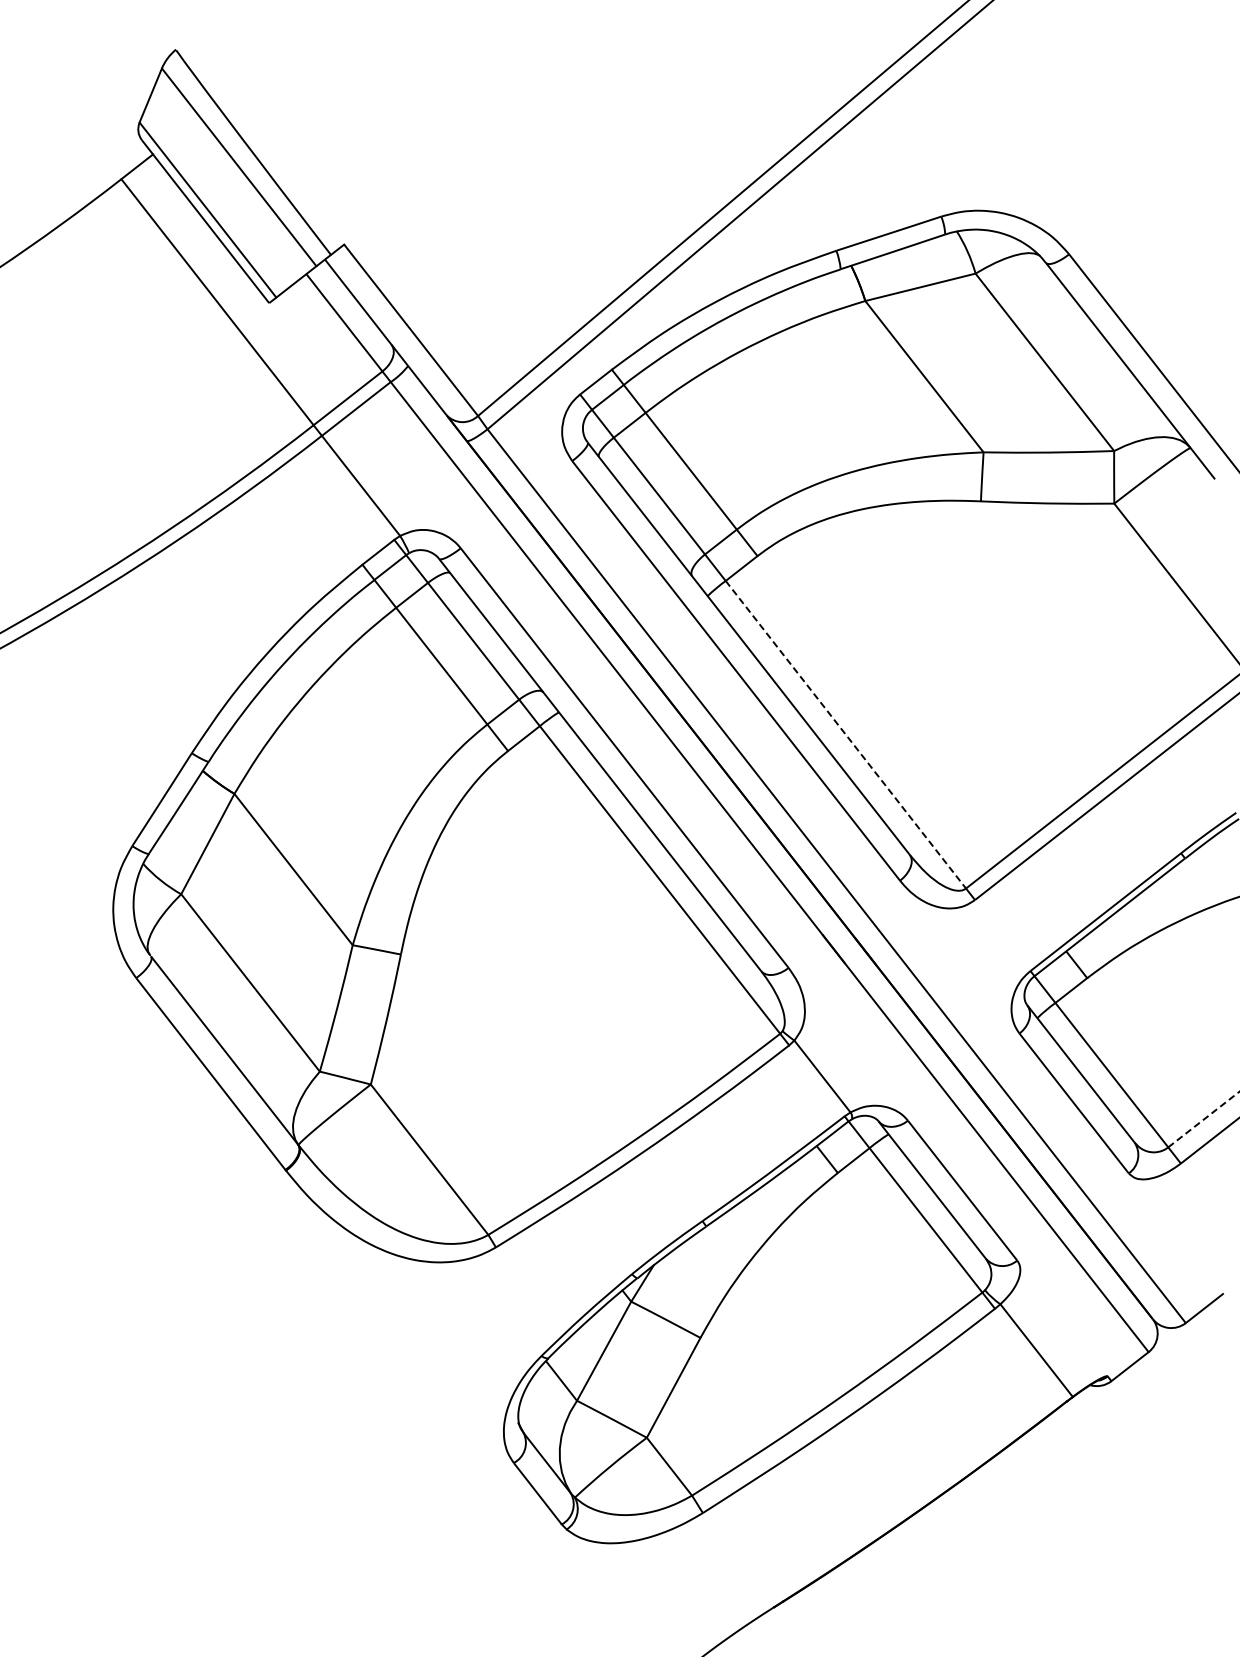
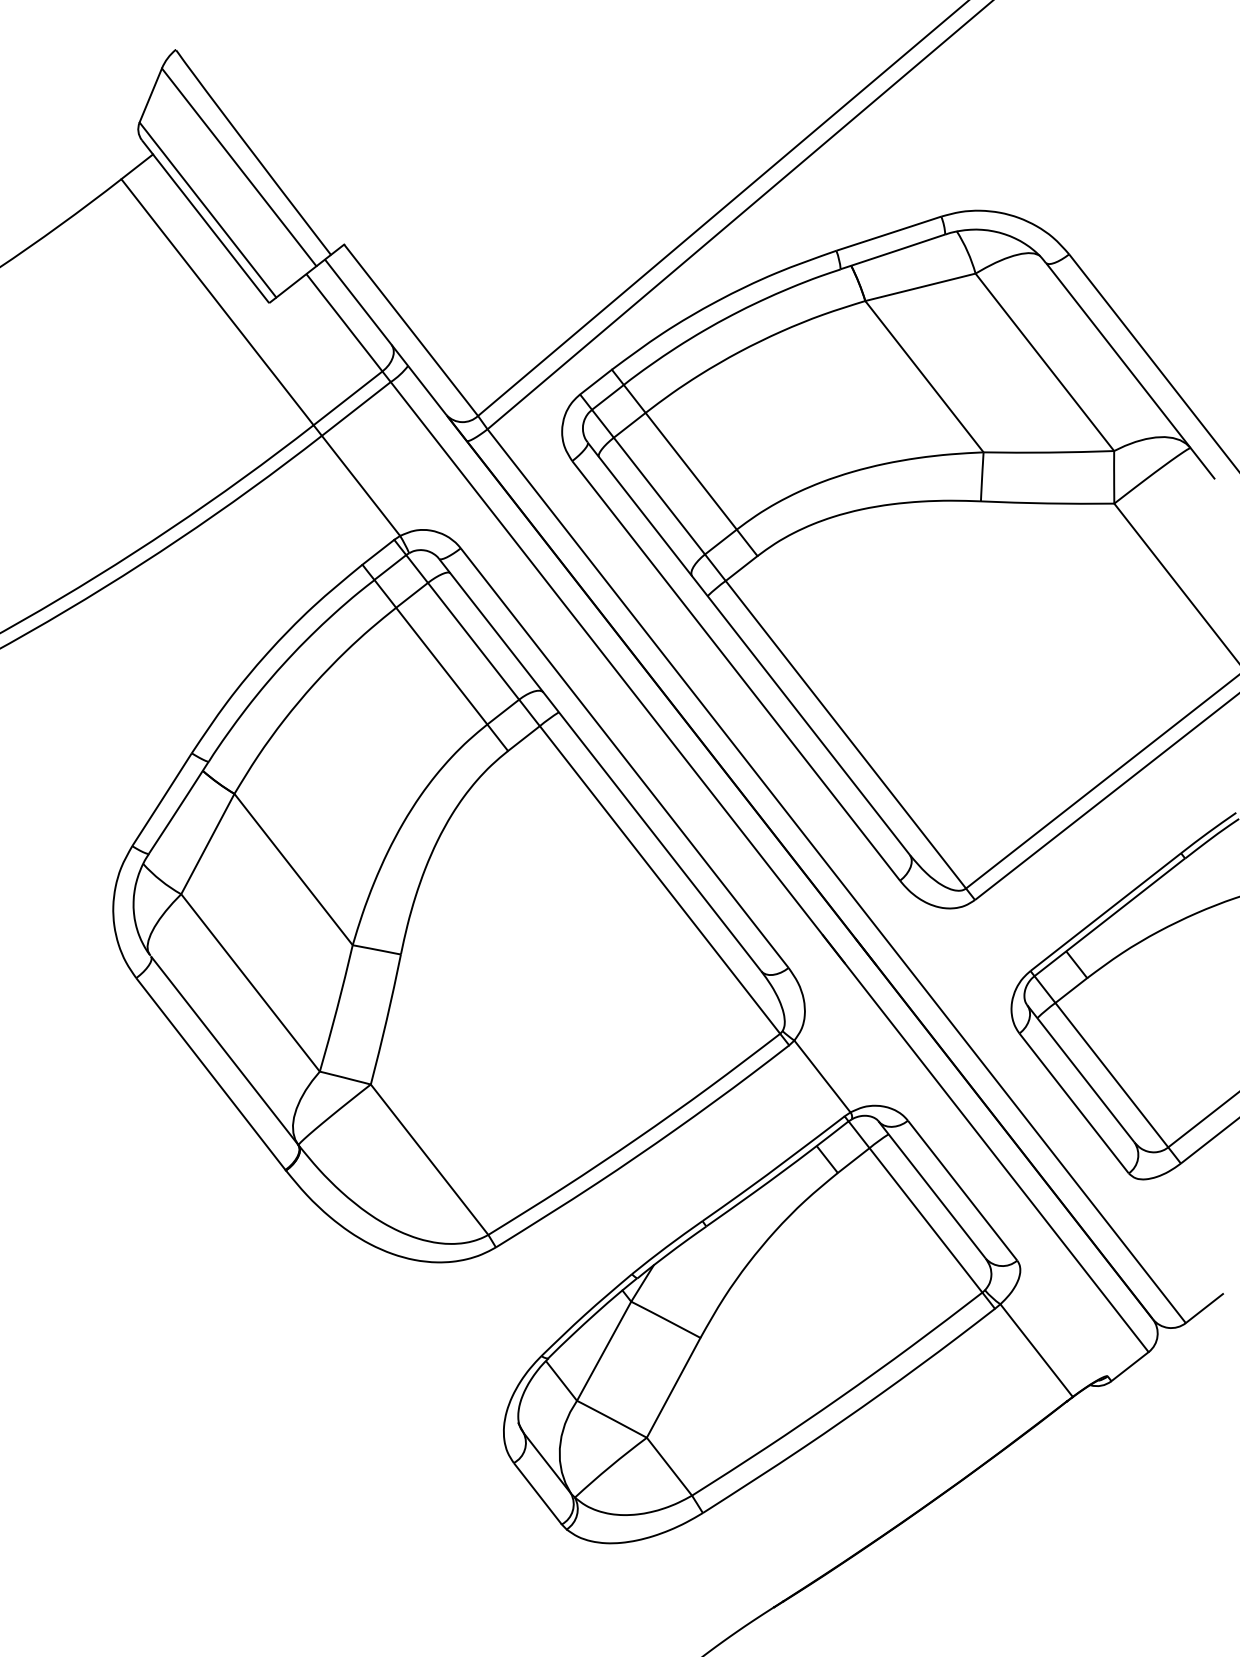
line: dashed -> solid (846, 735)
line: dashed -> solid (1204, 1119)
